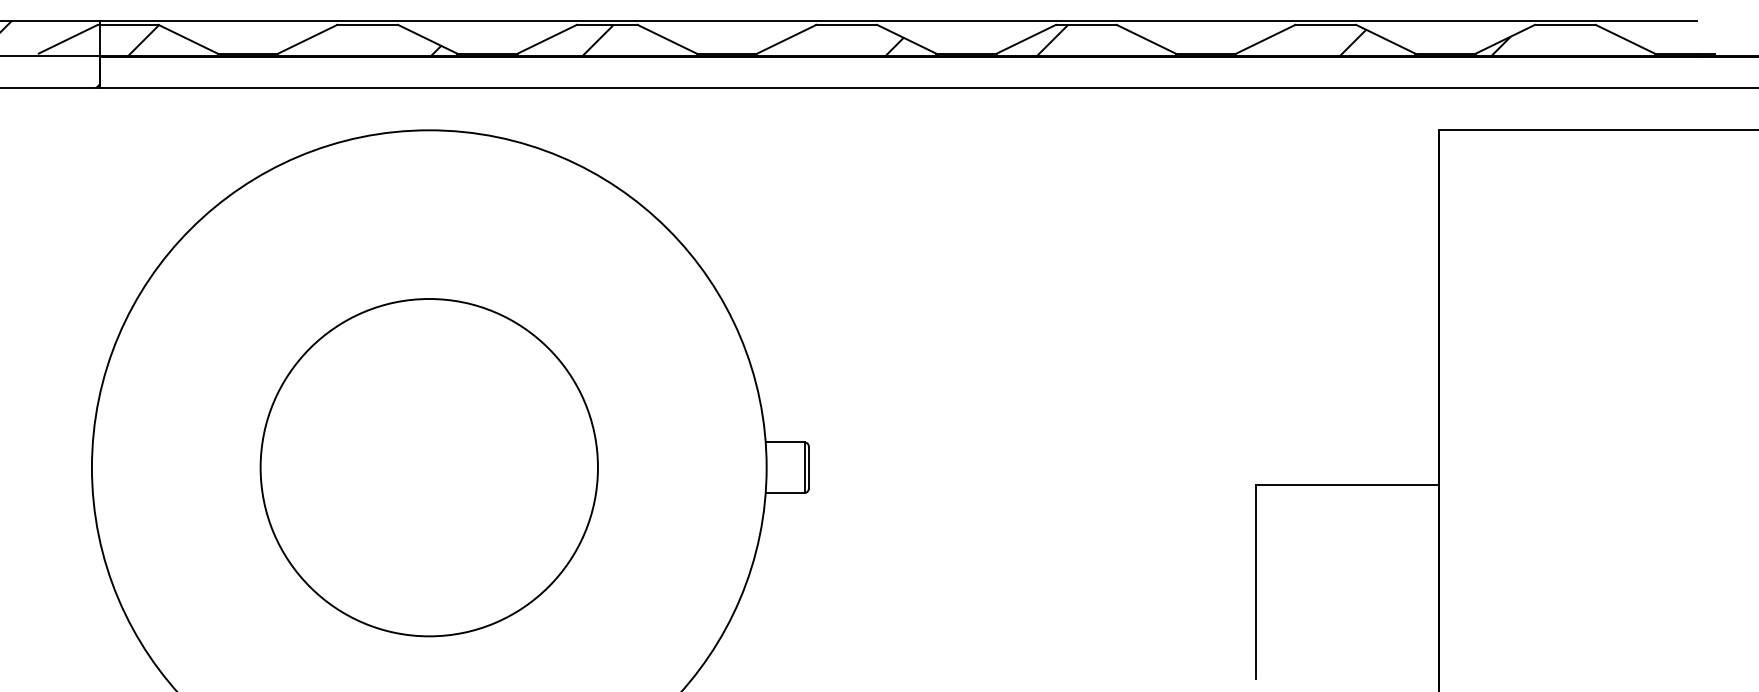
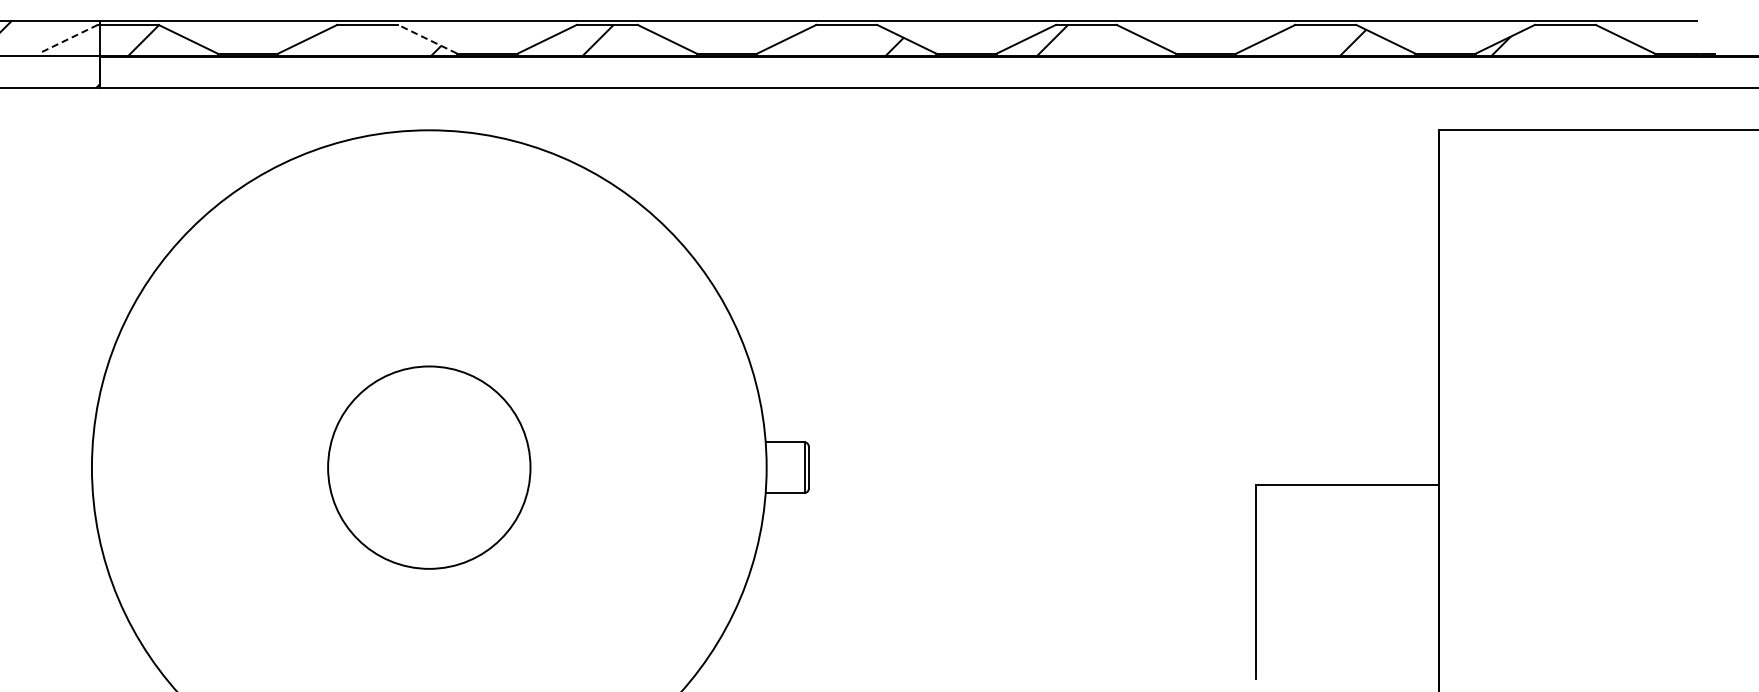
line: solid -> dashed (68, 39)
line: solid -> dashed (427, 39)
circle diameter: 337 px -> 202 px (429, 467)
